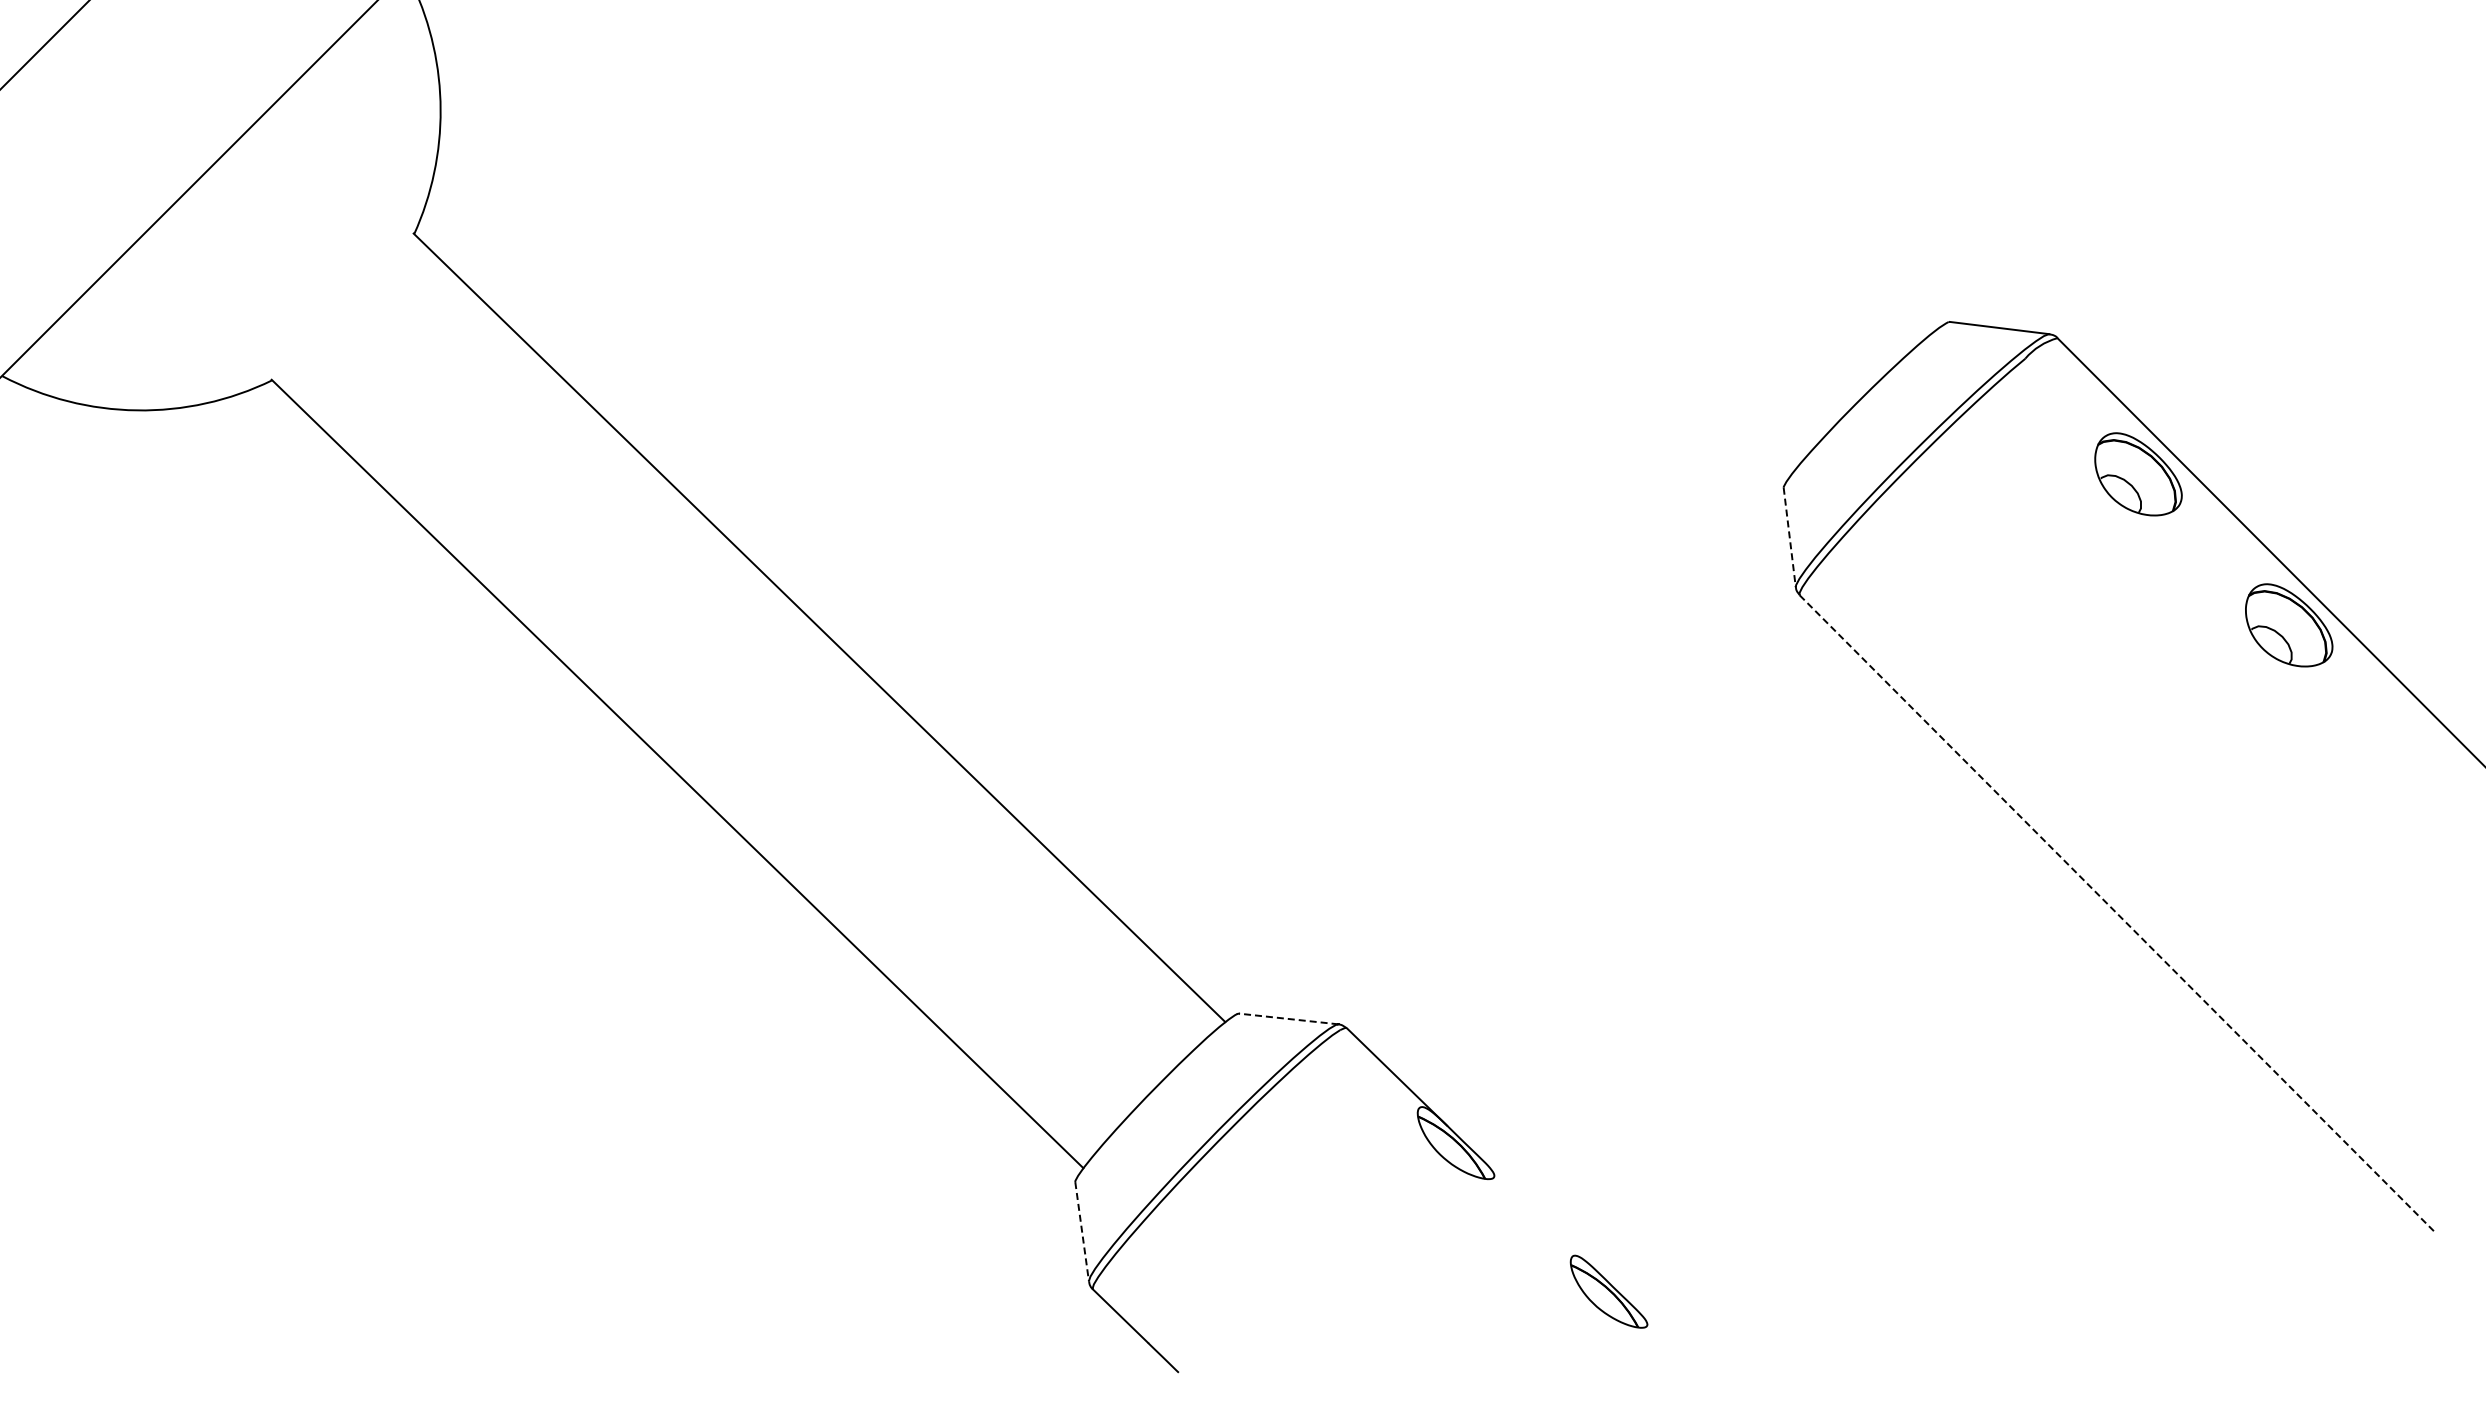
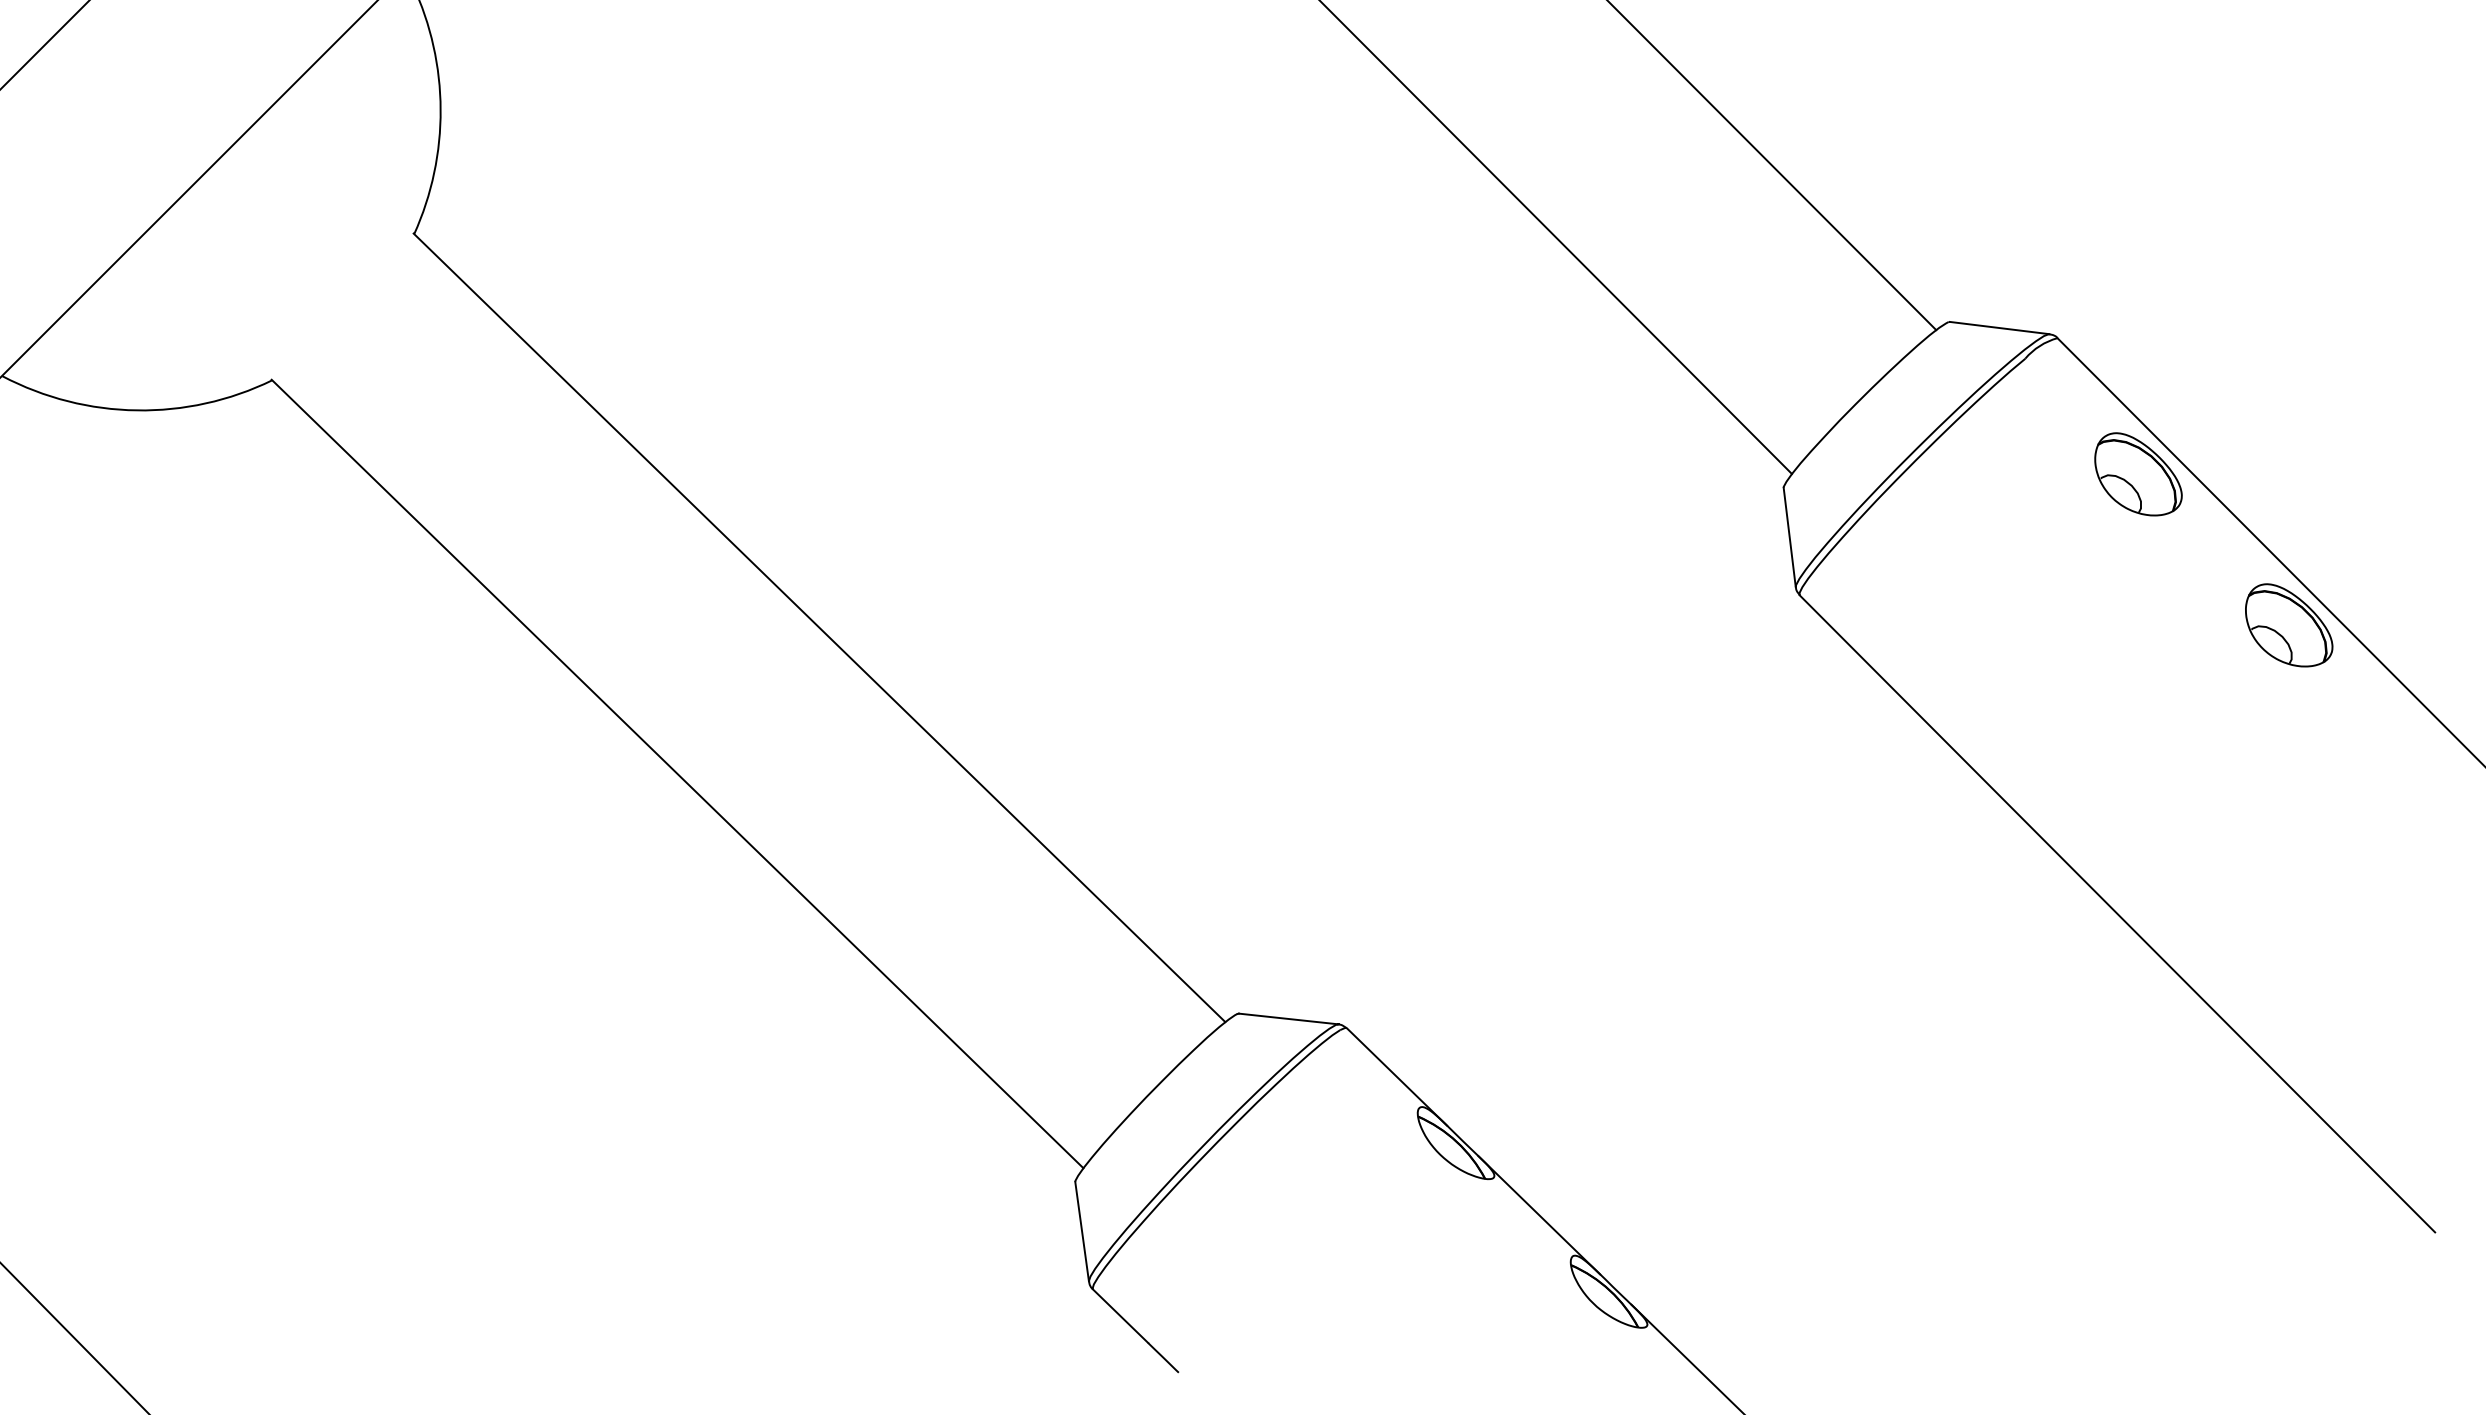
line: none -> present (1772, 166)
line: none -> present (1556, 237)
line: dashed -> solid (1789, 537)
line: dashed -> solid (2117, 913)
line: dashed -> solid (1288, 1018)
line: none -> present (1539, 1215)
line: dashed -> solid (1082, 1232)
line: none -> present (74, 1337)
line: none -> present (1686, 1357)
